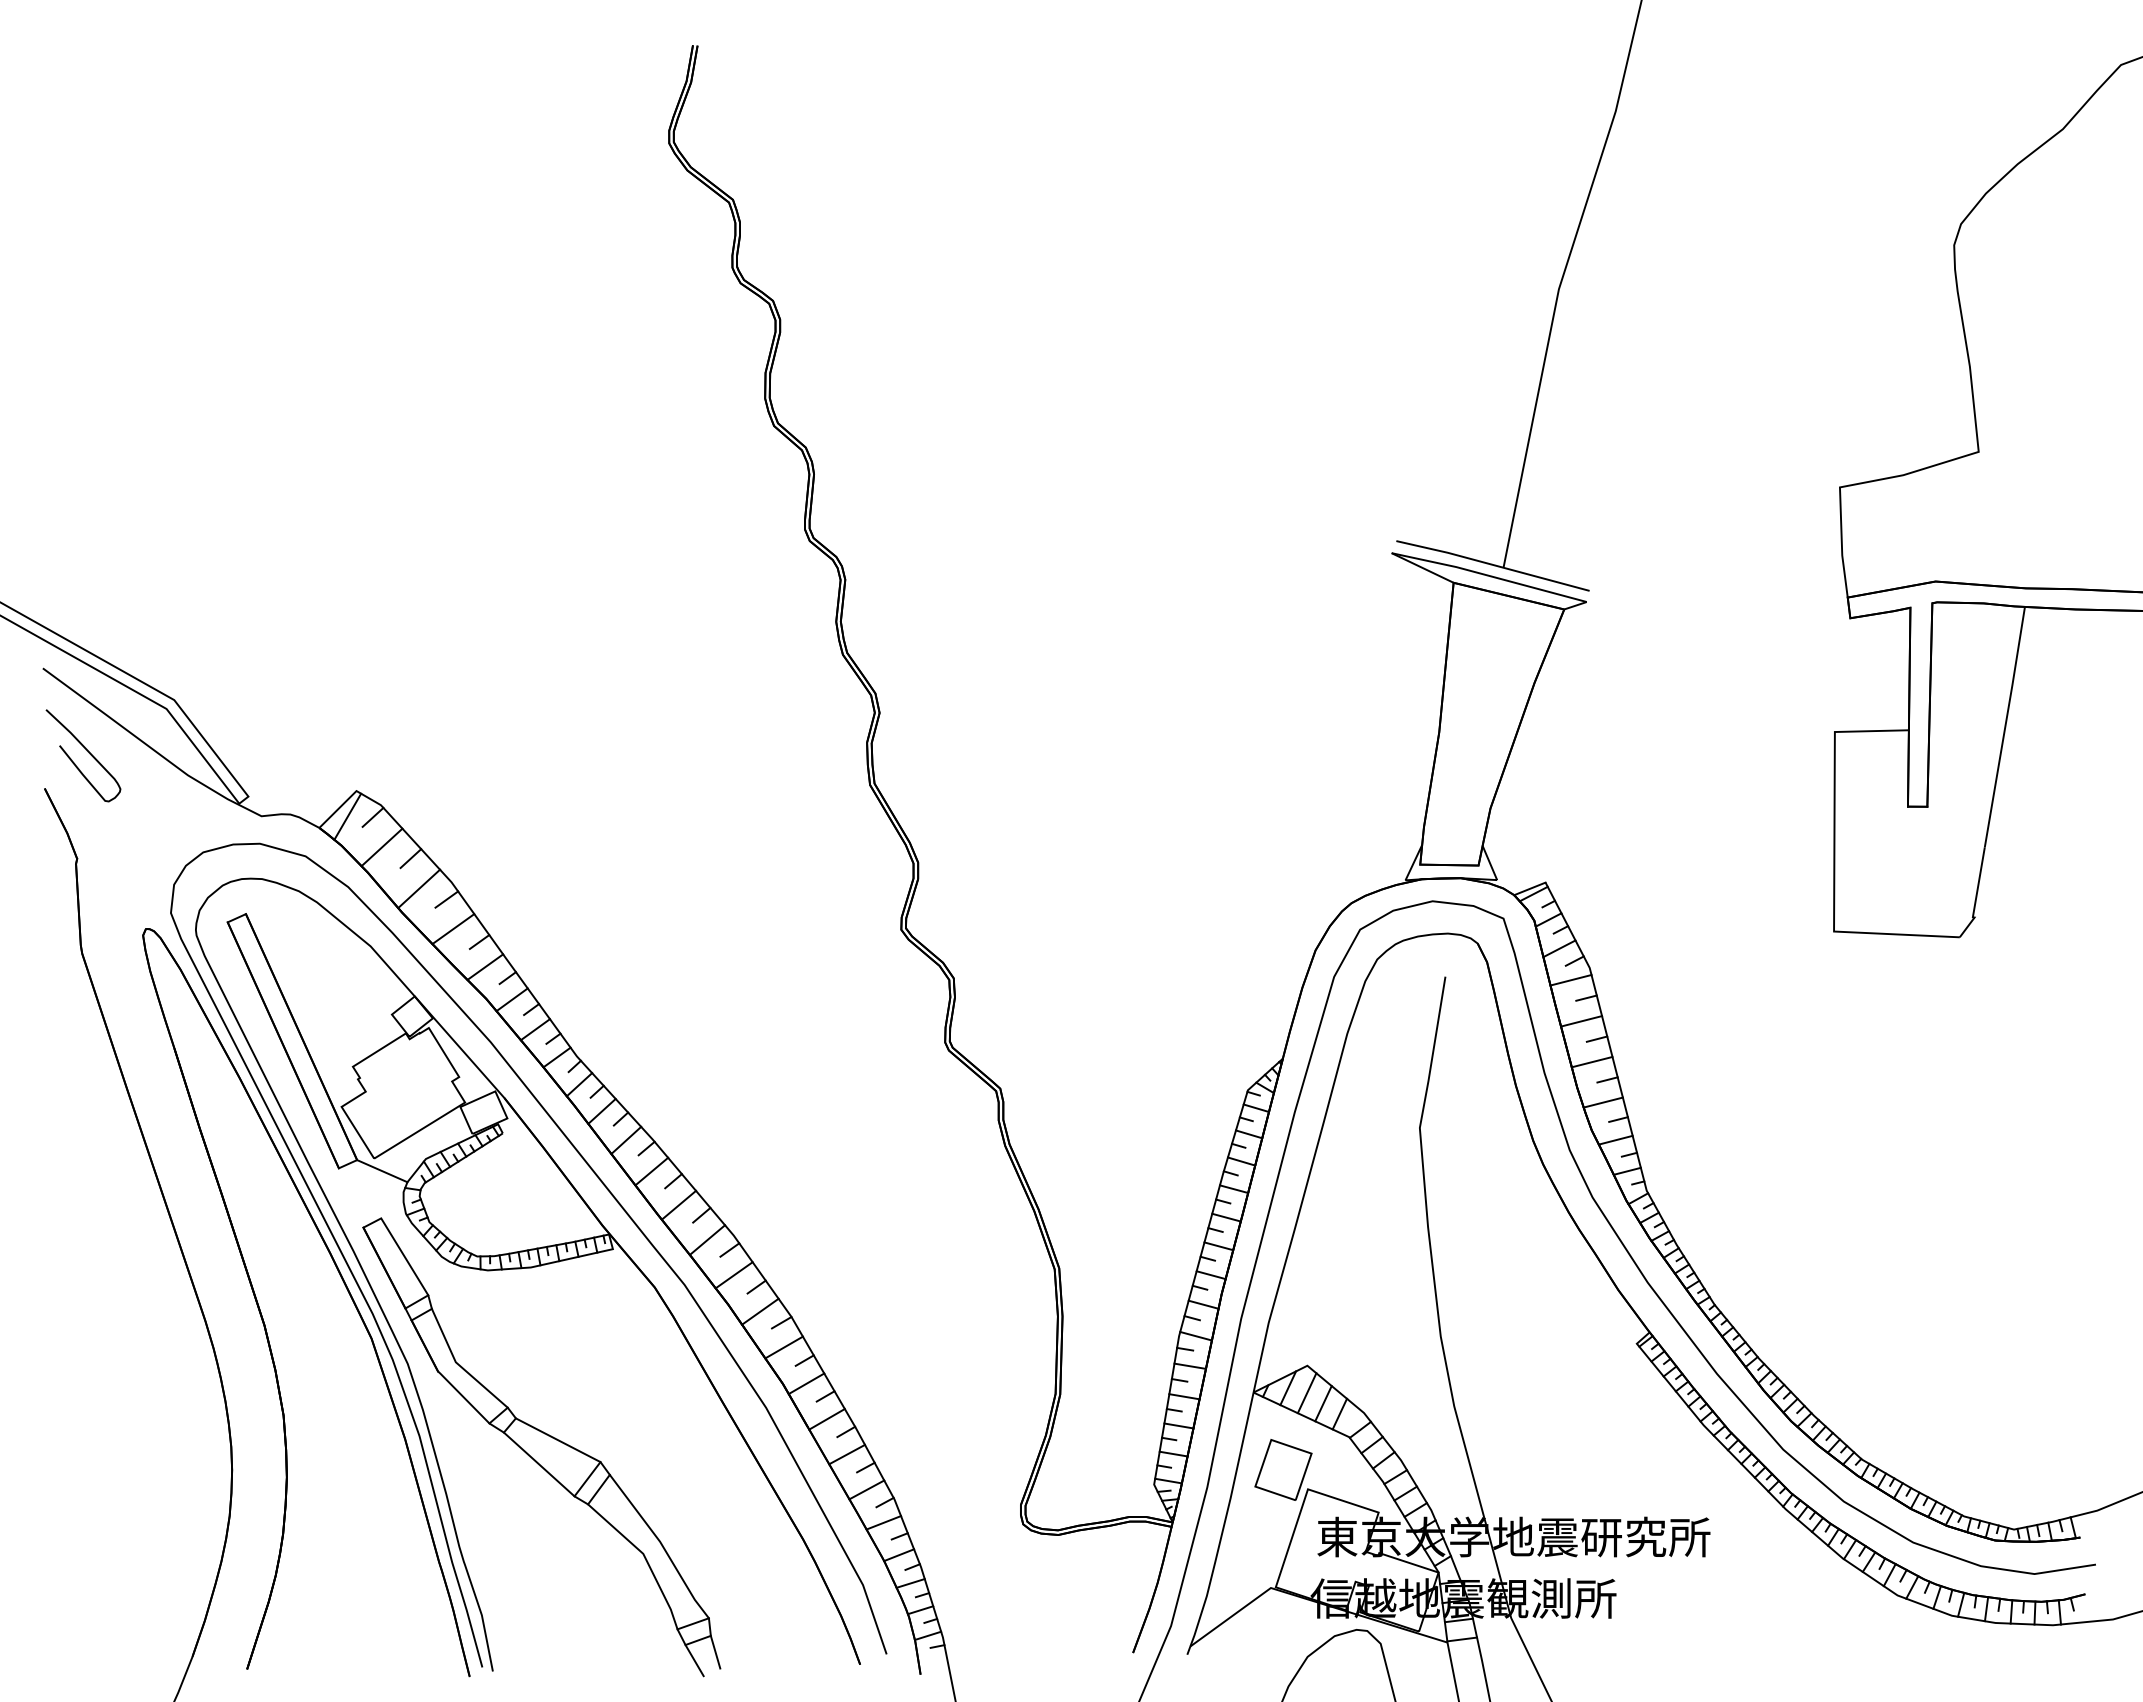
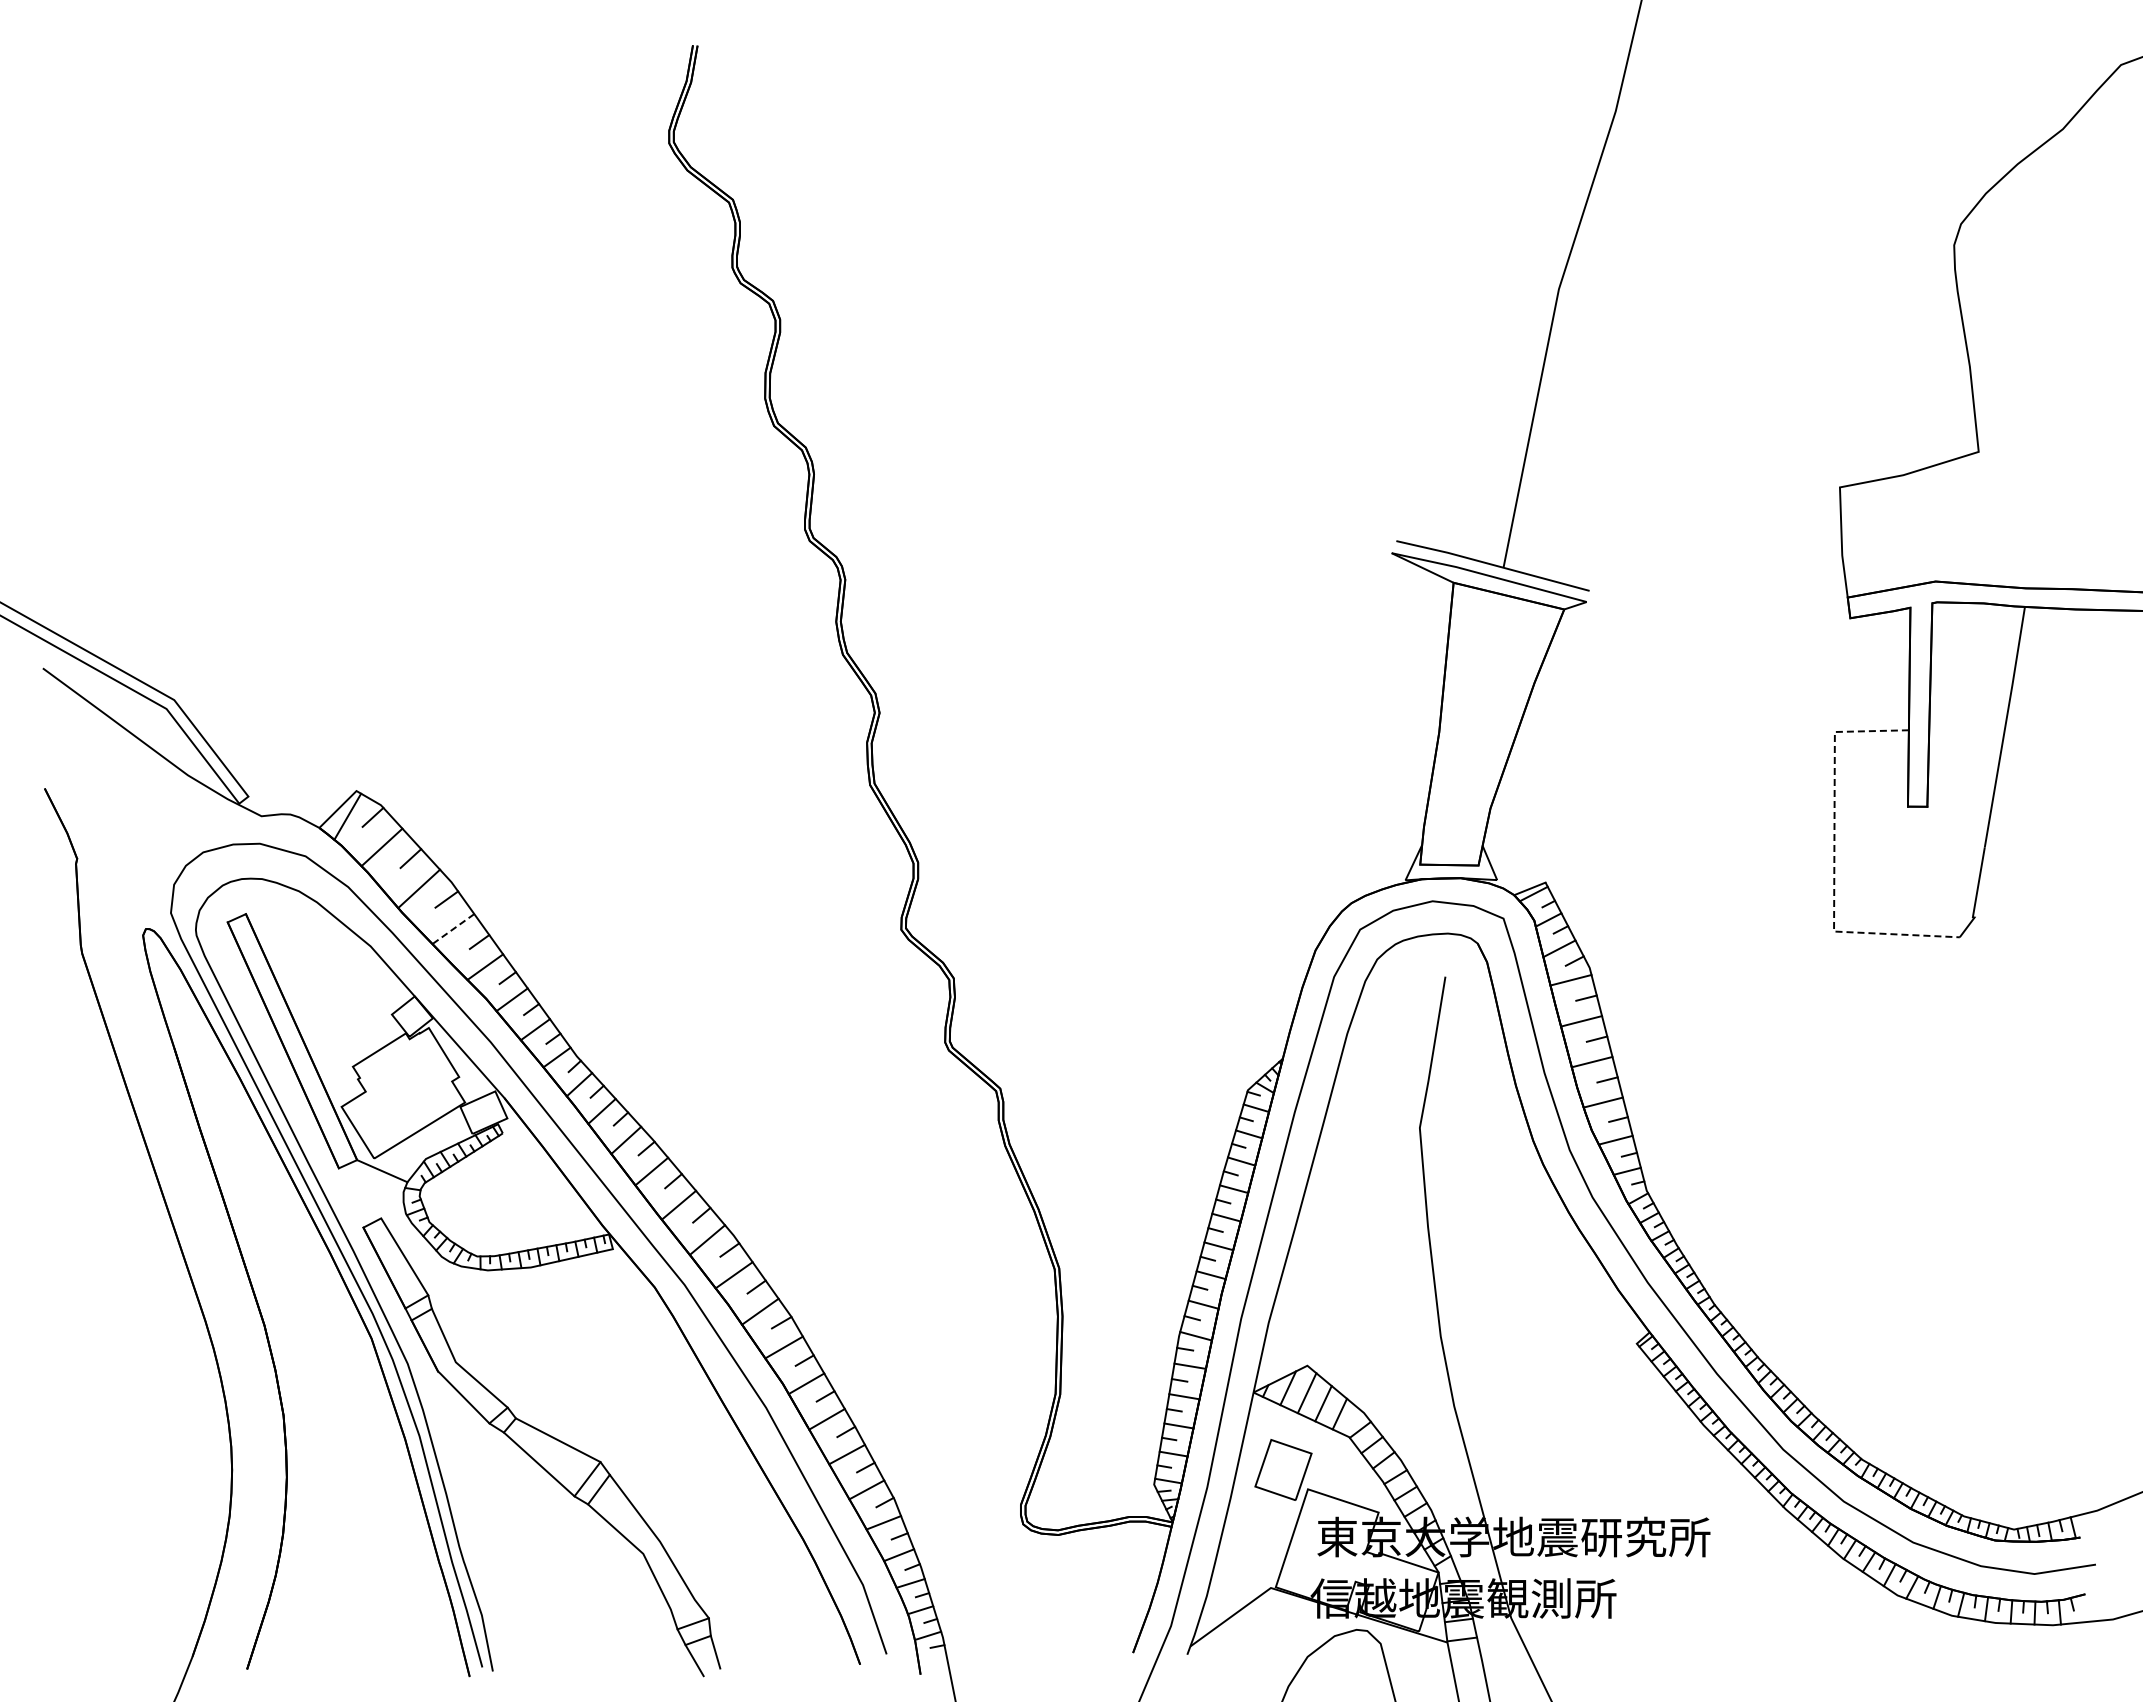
curve: present -> none (88, 753)
line: solid -> dashed (1834, 857)
line: solid -> dashed (453, 929)
